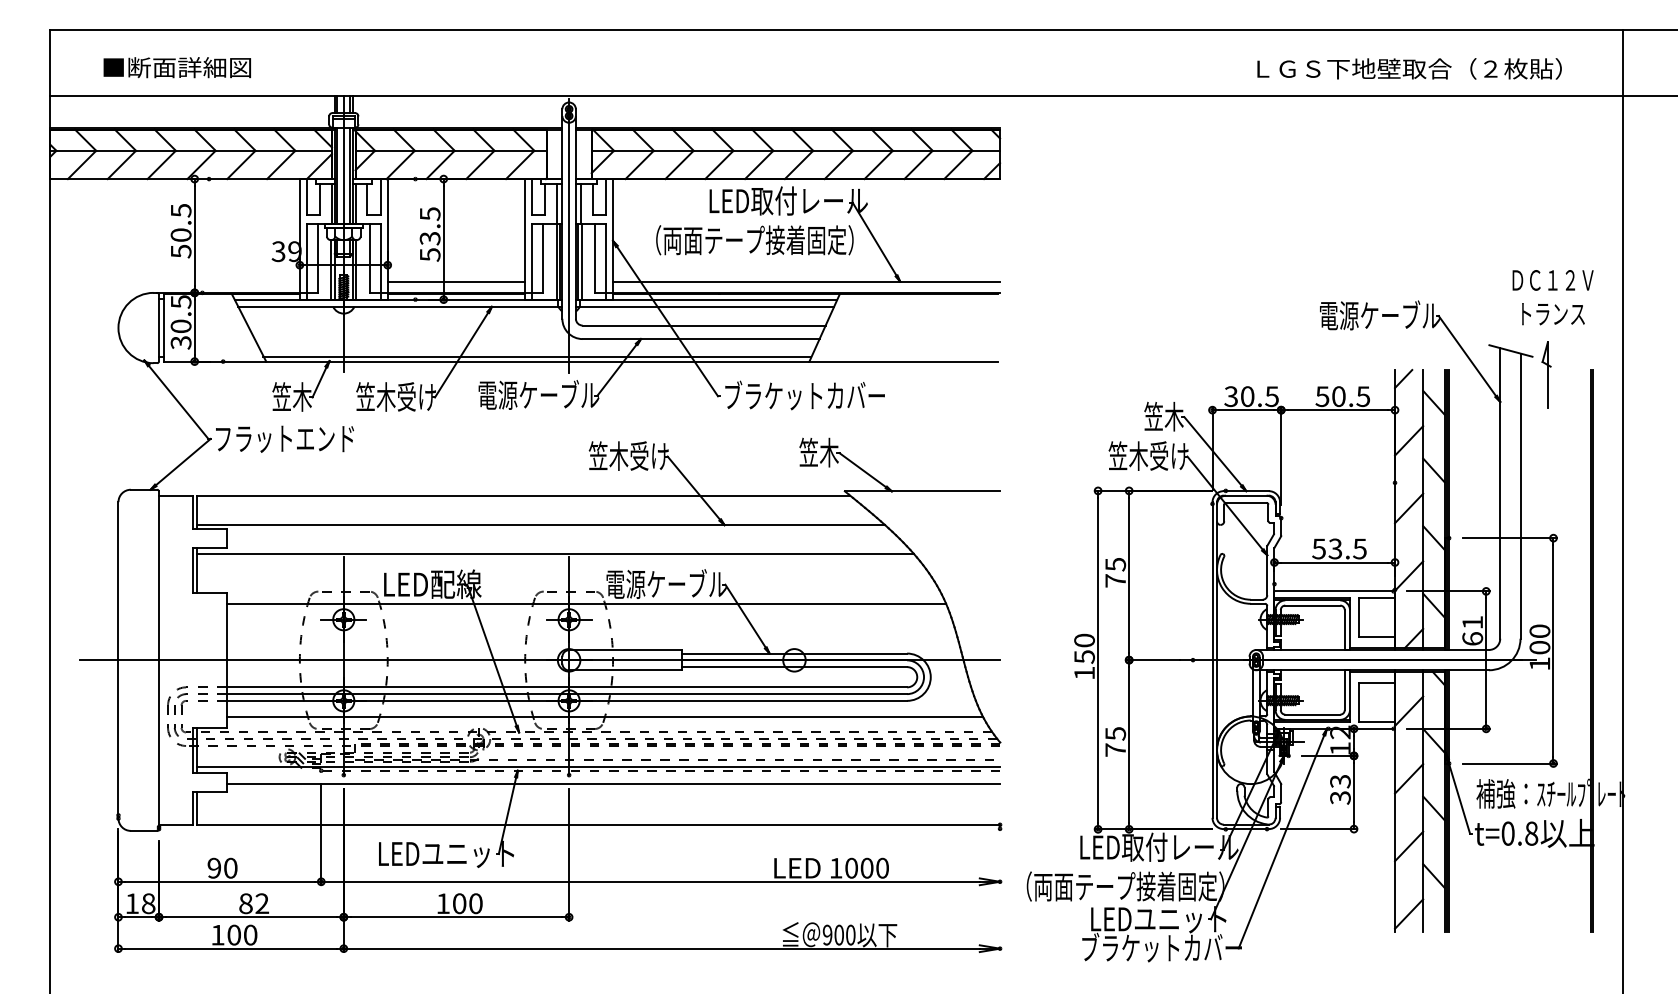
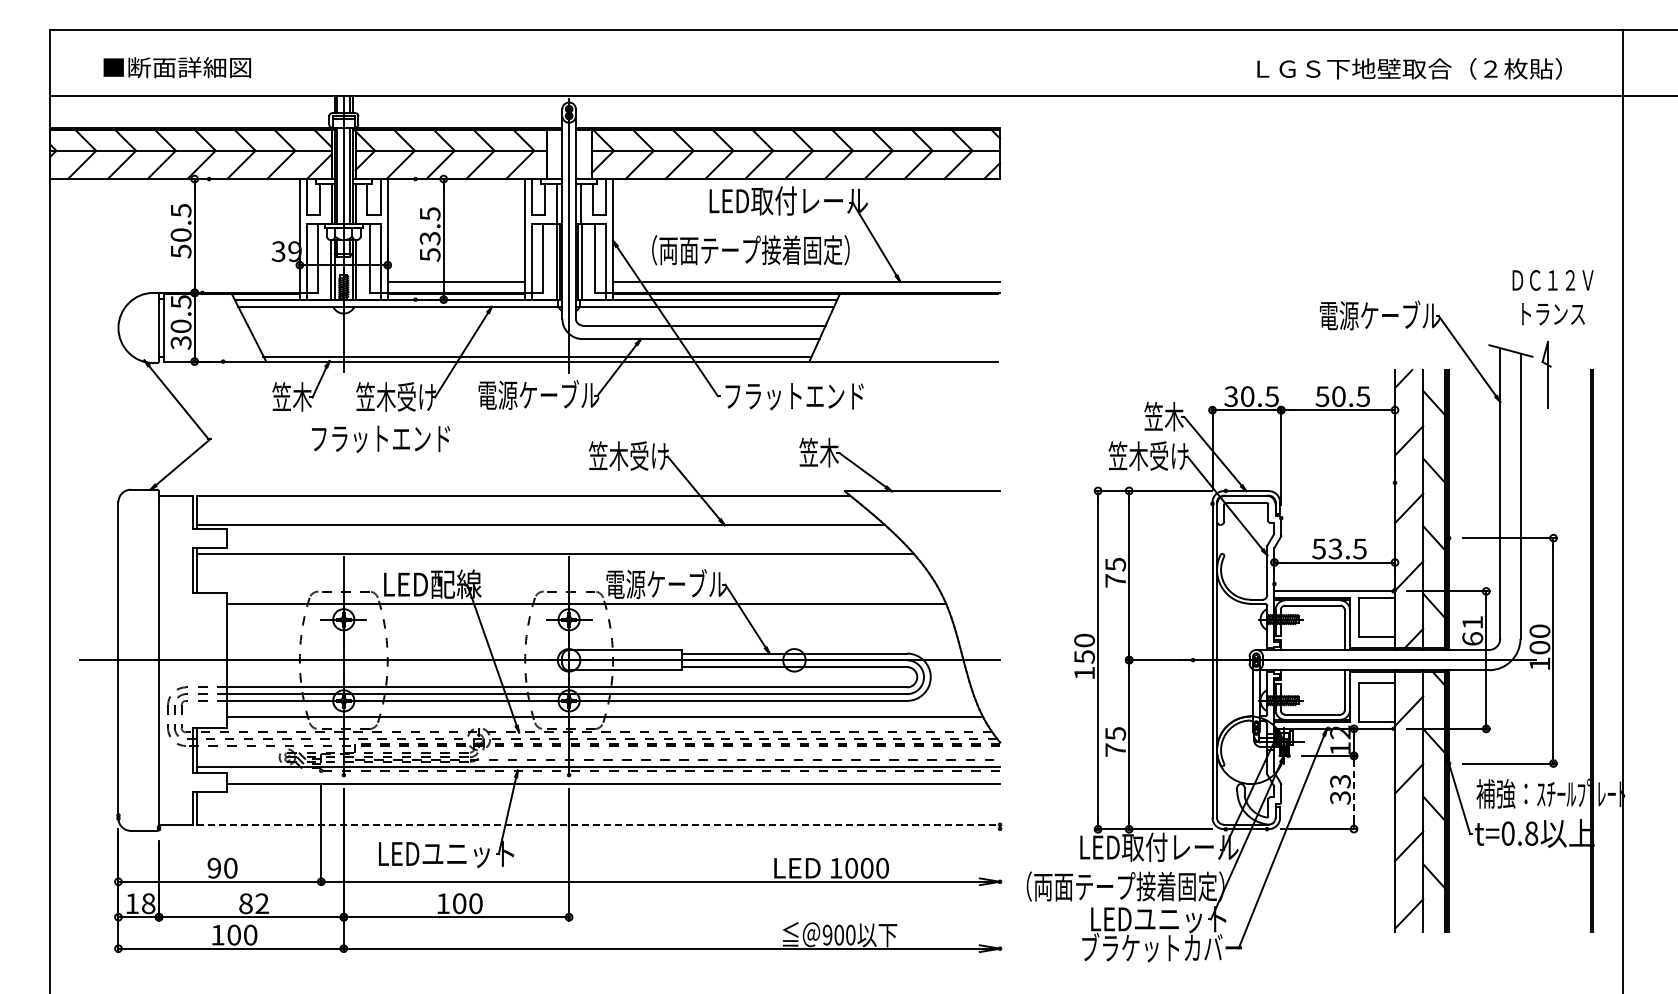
text position: (754, 240) -> (750, 250) (750, 250)
text: ブラケットカバー -> フラットエンド (804, 395)
text position: (284, 438) -> (380, 438) (380, 438)
line: solid -> dashed (1354, 792)
line: solid -> dashed (599, 824)
